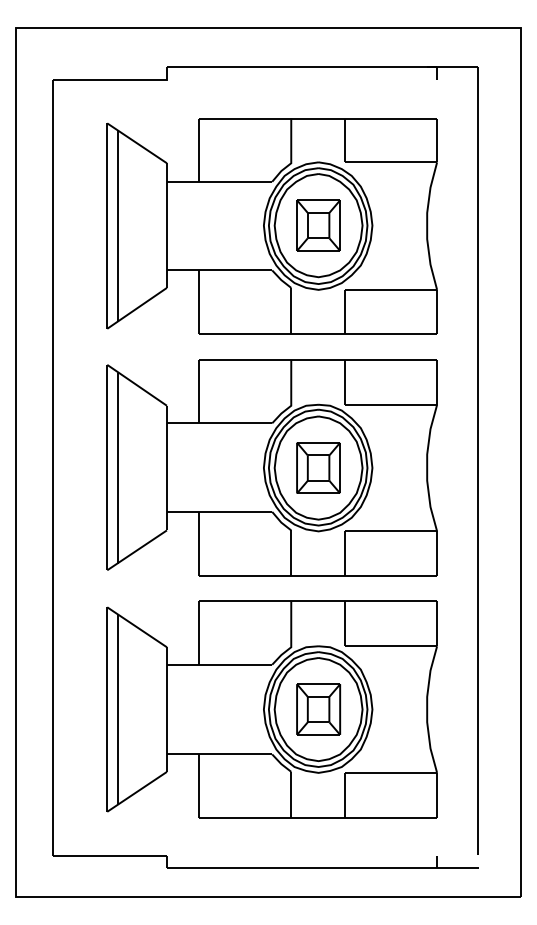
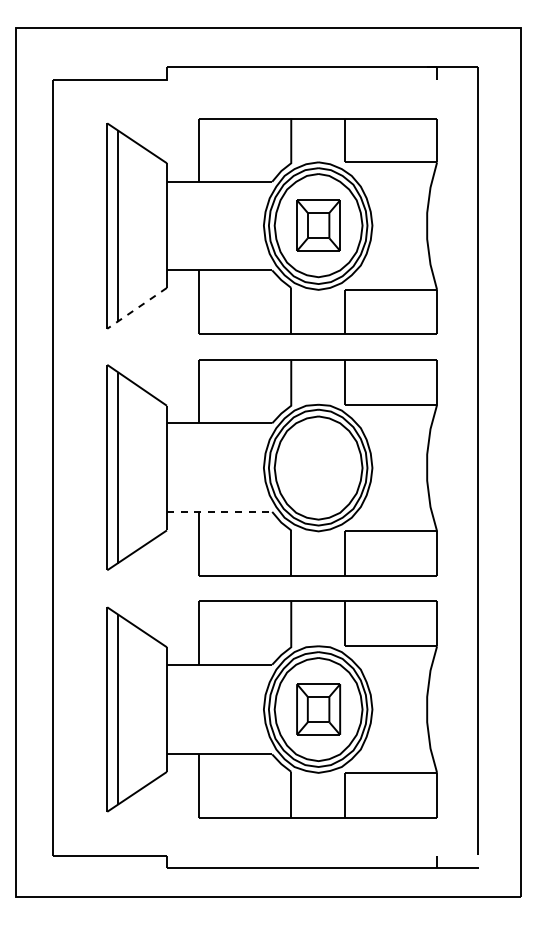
line: solid -> dashed (136, 308)
part: present -> none (318, 467)
line: solid -> dashed (219, 511)
